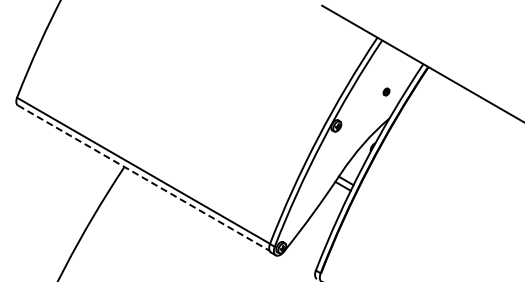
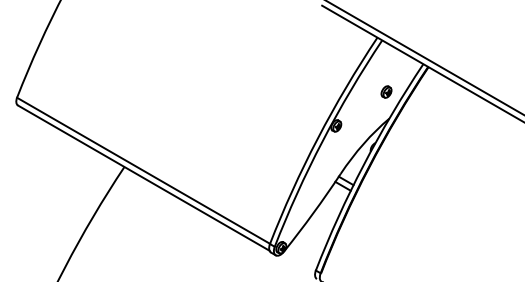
line: none -> present (425, 57)
part size: 9x10 px -> 13x14 px (386, 91)
line: dashed -> solid (144, 178)
